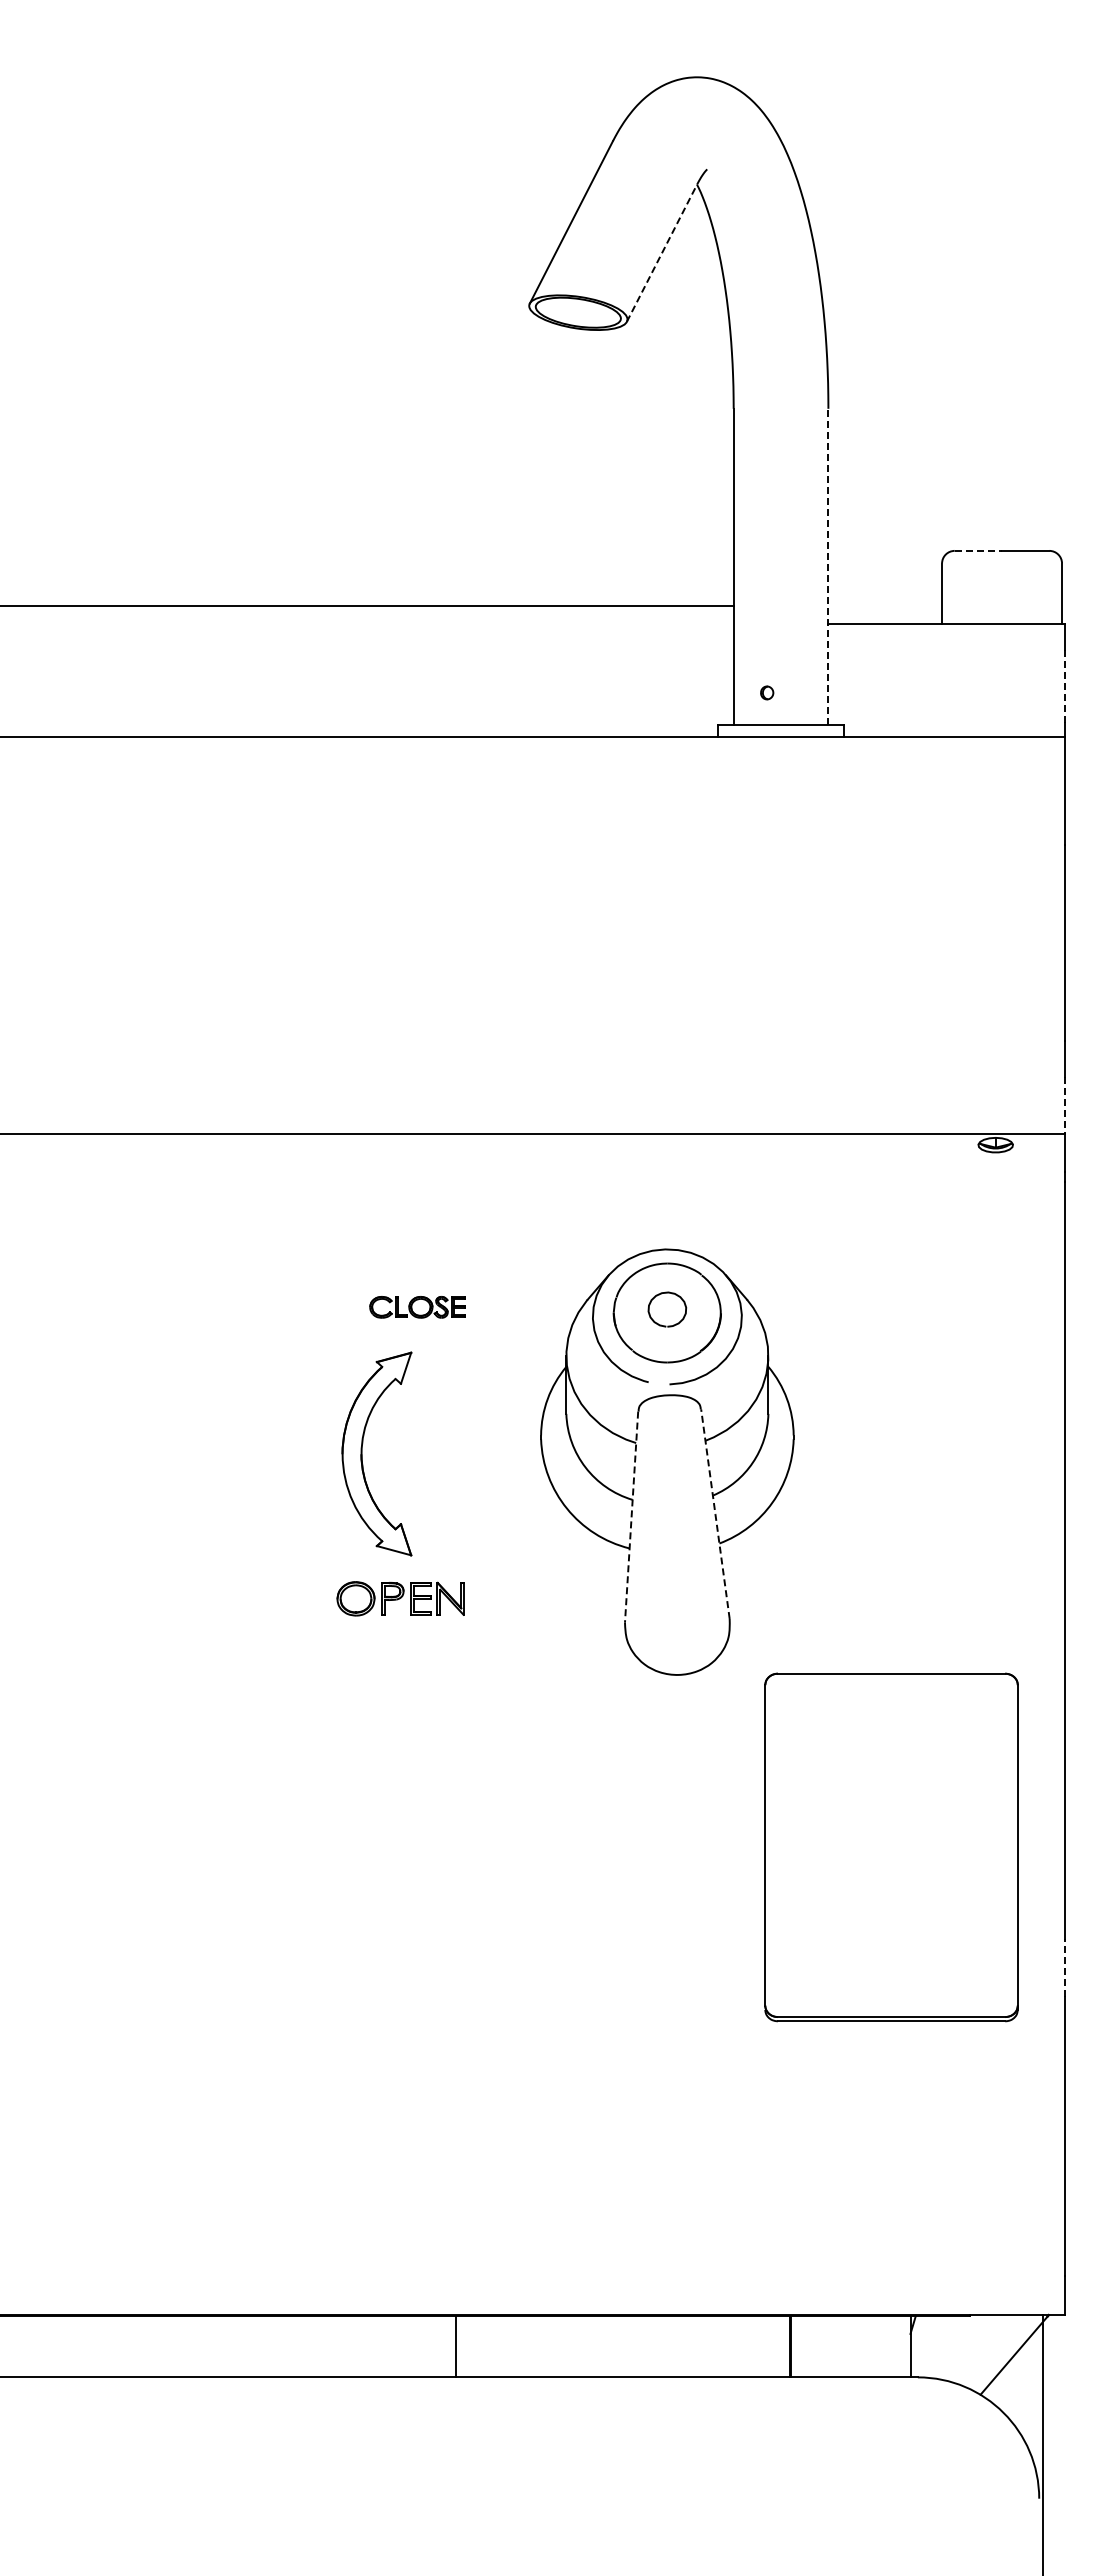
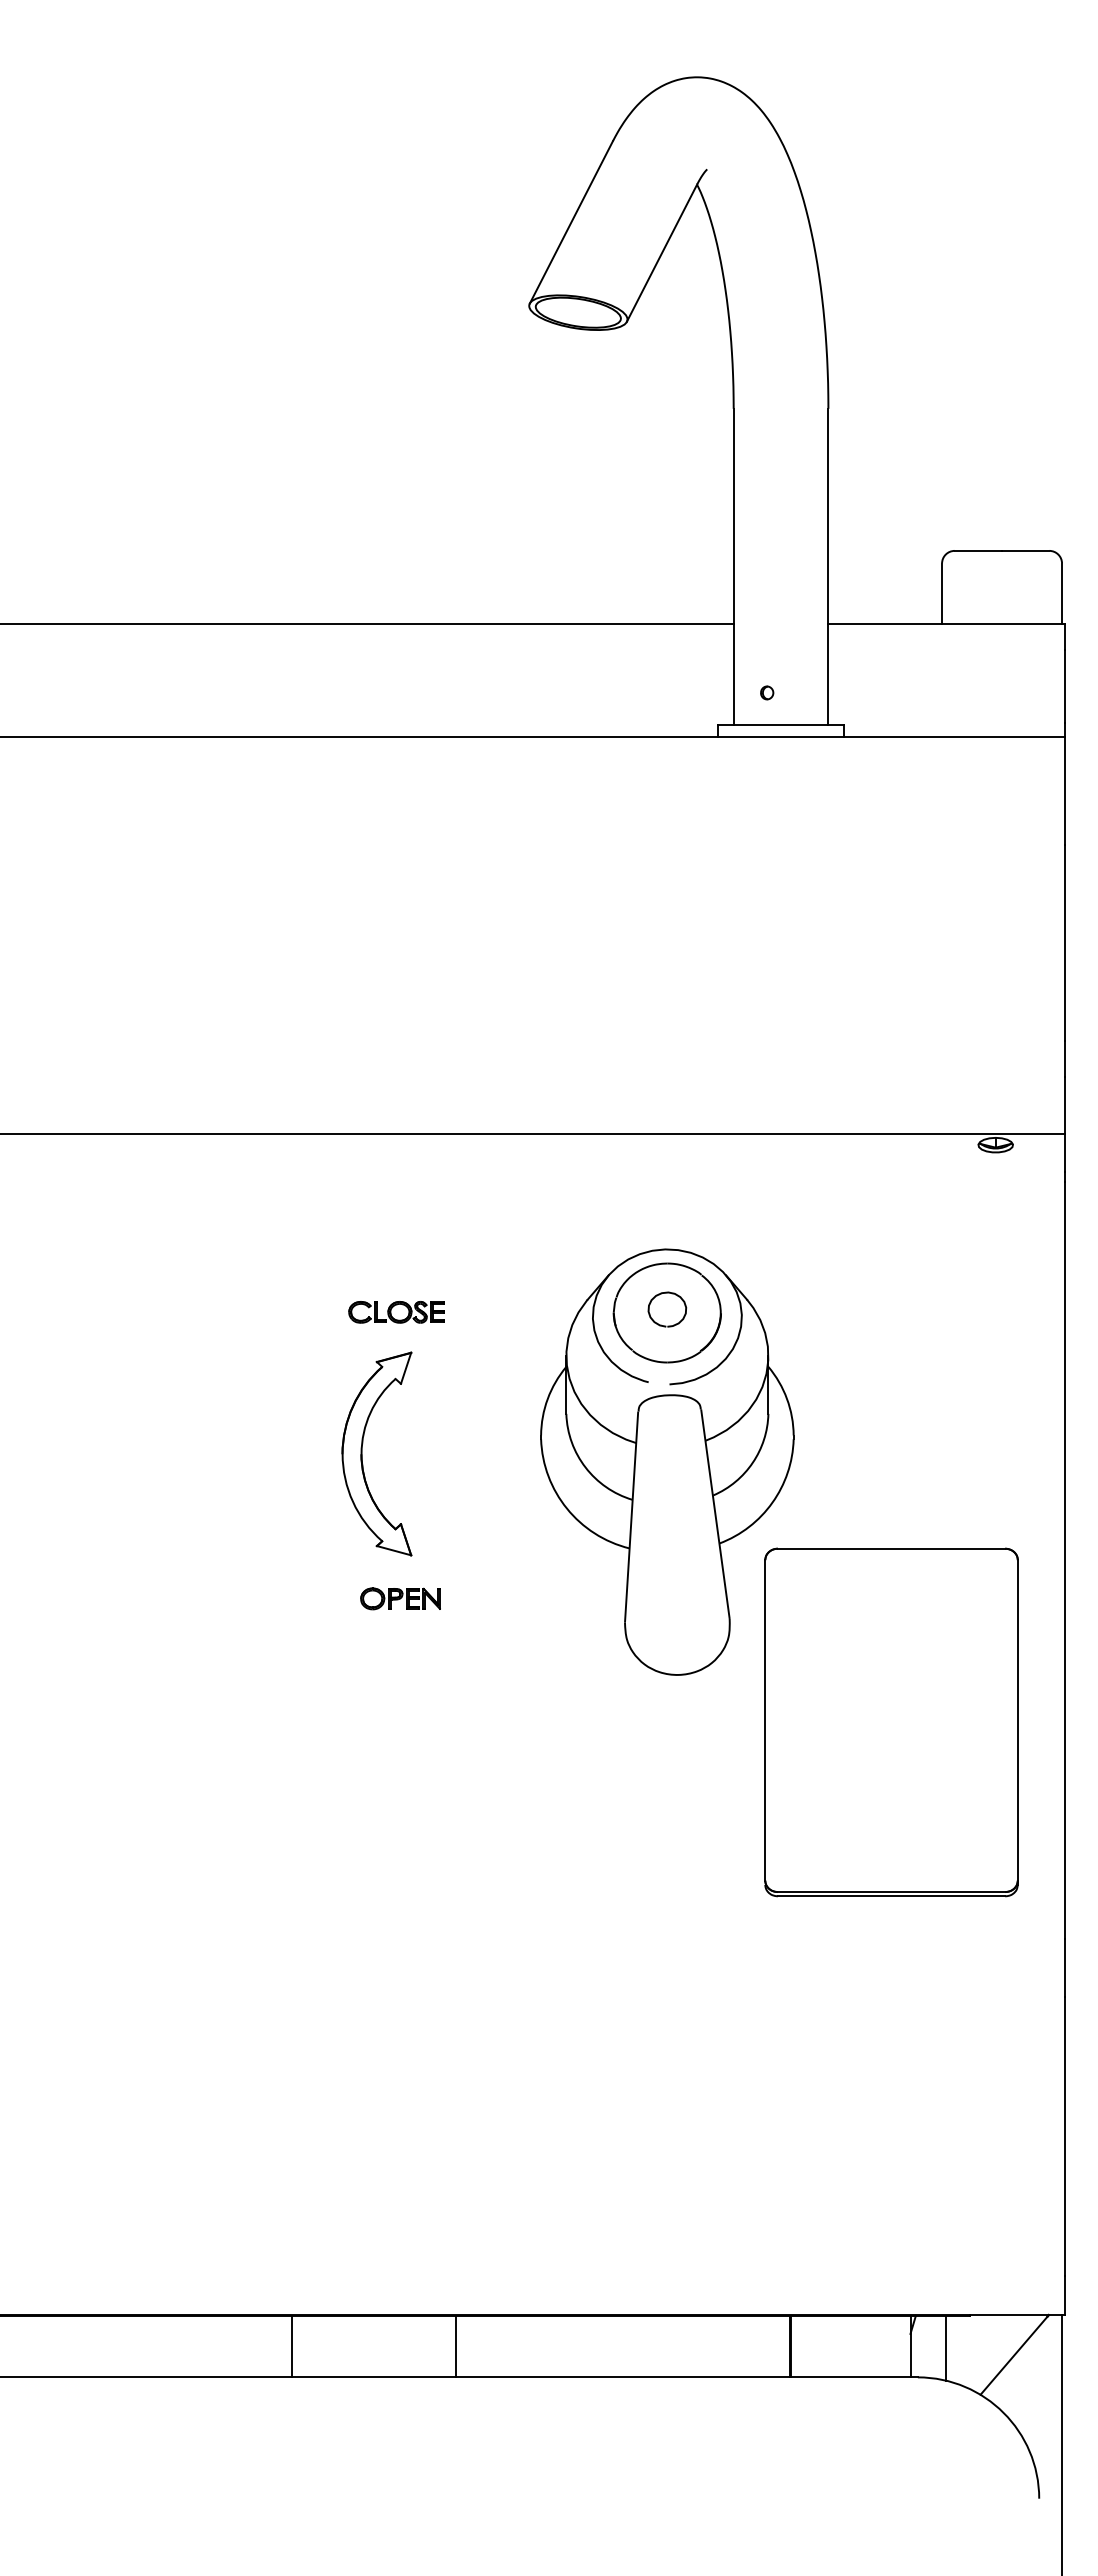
line: dashed -> solid (662, 252)
line: dashed -> solid (978, 550)
line: dashed -> solid (828, 566)
line position: (367, 605) -> (367, 623) (367, 623)
line: dashed -> solid (1065, 687)
line: dashed -> solid (1065, 1105)
part position: (417, 1307) -> (396, 1312) (396, 1312)
line: dashed -> solid (715, 1514)
line: dashed -> solid (631, 1517)
part size: 129x36 px -> 81x24 px (400, 1598)
part position: (891, 1847) -> (891, 1722) (891, 1722)
line: dashed -> solid (1065, 1968)
line: none -> present (291, 2346)
line: none -> present (946, 2347)
line position: (1043, 2443) -> (1062, 2443) (1062, 2443)
